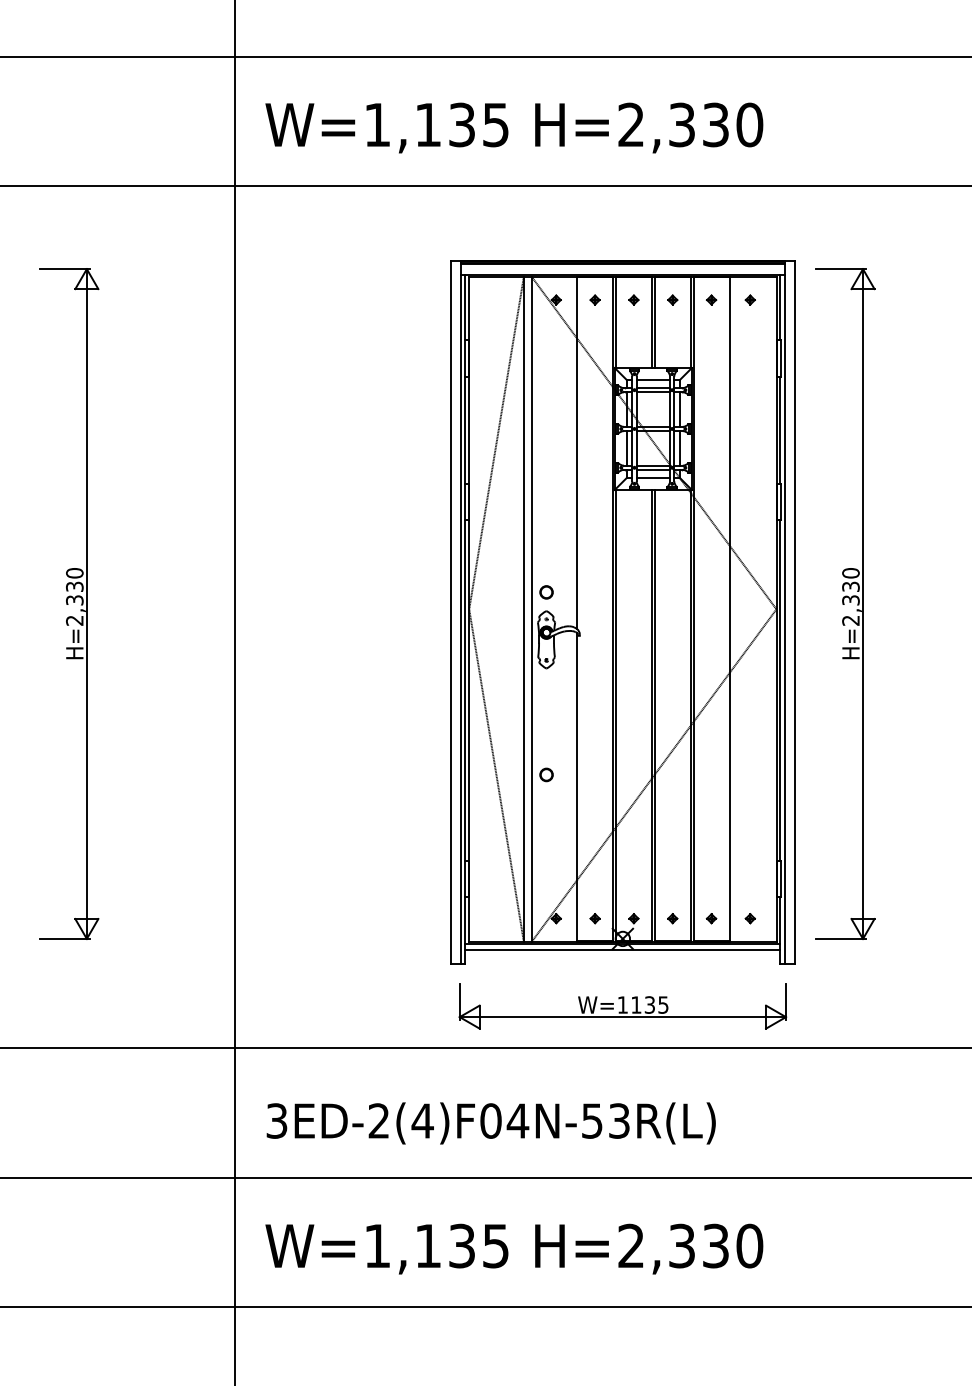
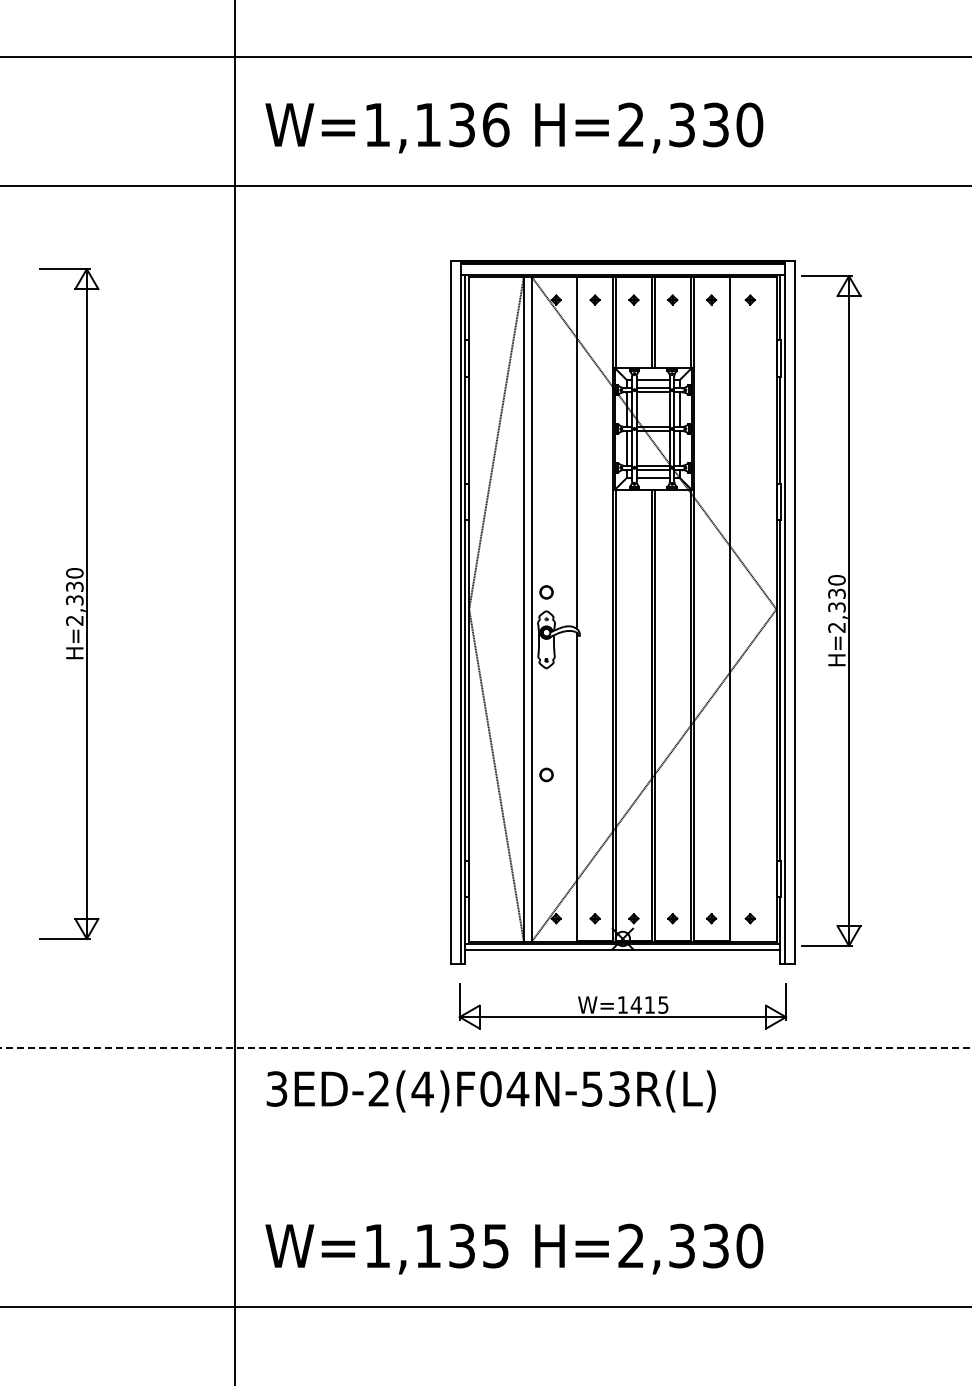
text: W=1,135 -> W=1,136 (496, 124)
part position: (845, 603) -> (831, 610) (831, 610)
text: W=1135 -> W=1415 (642, 1004)
line: solid -> dashed (485, 1048)
text position: (490, 1123) -> (490, 1091) (490, 1091)
line: present -> none (485, 1177)
